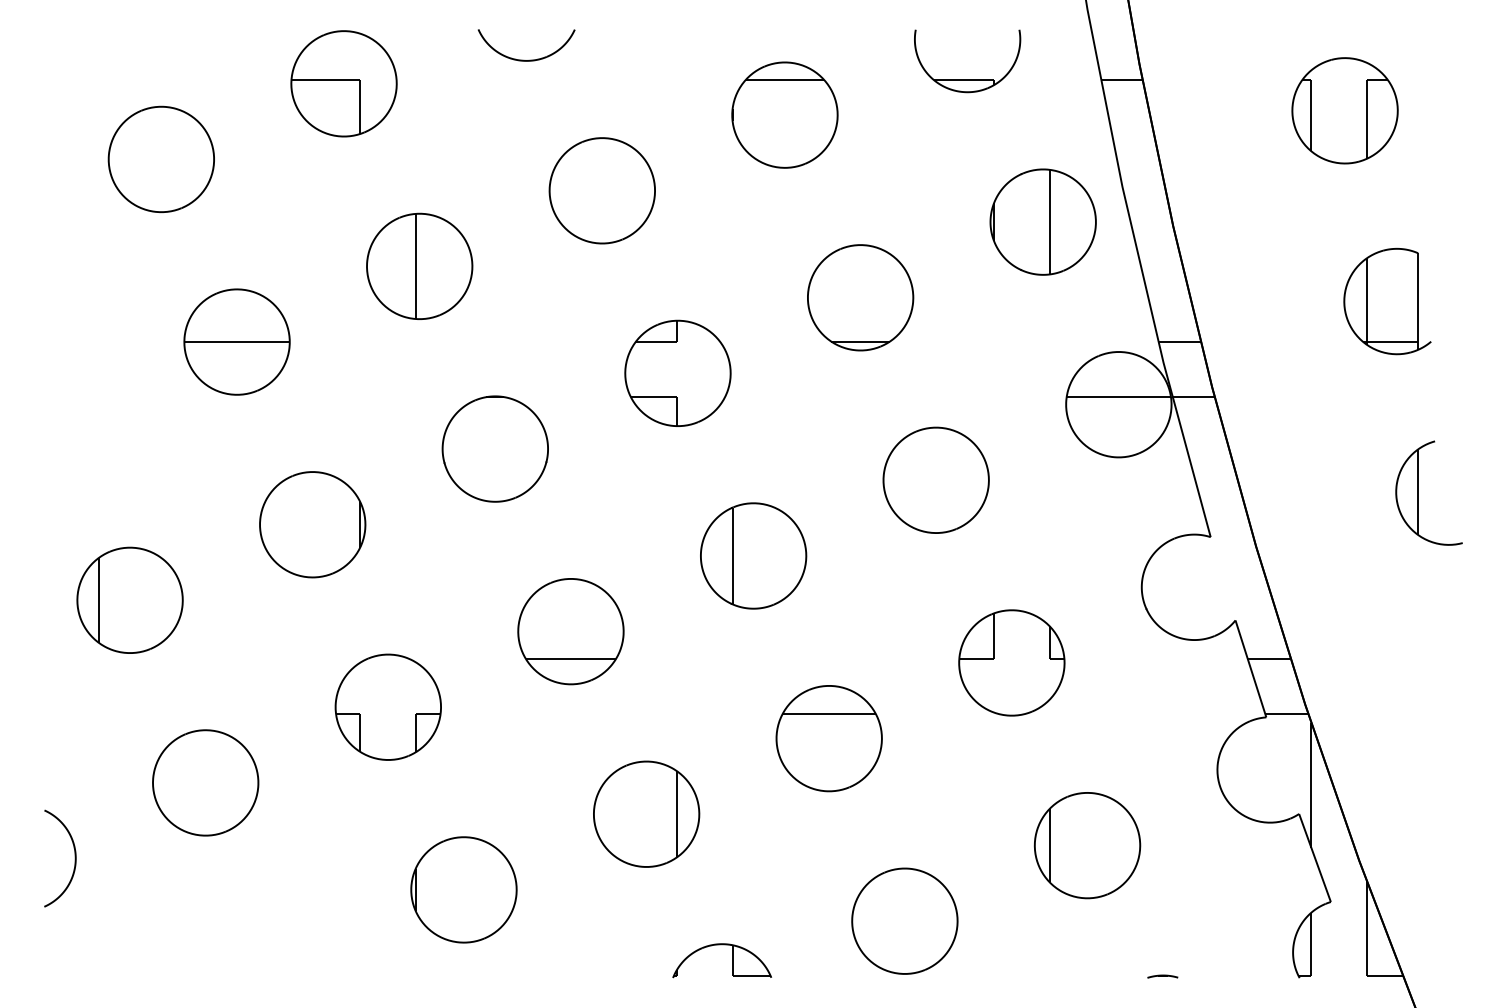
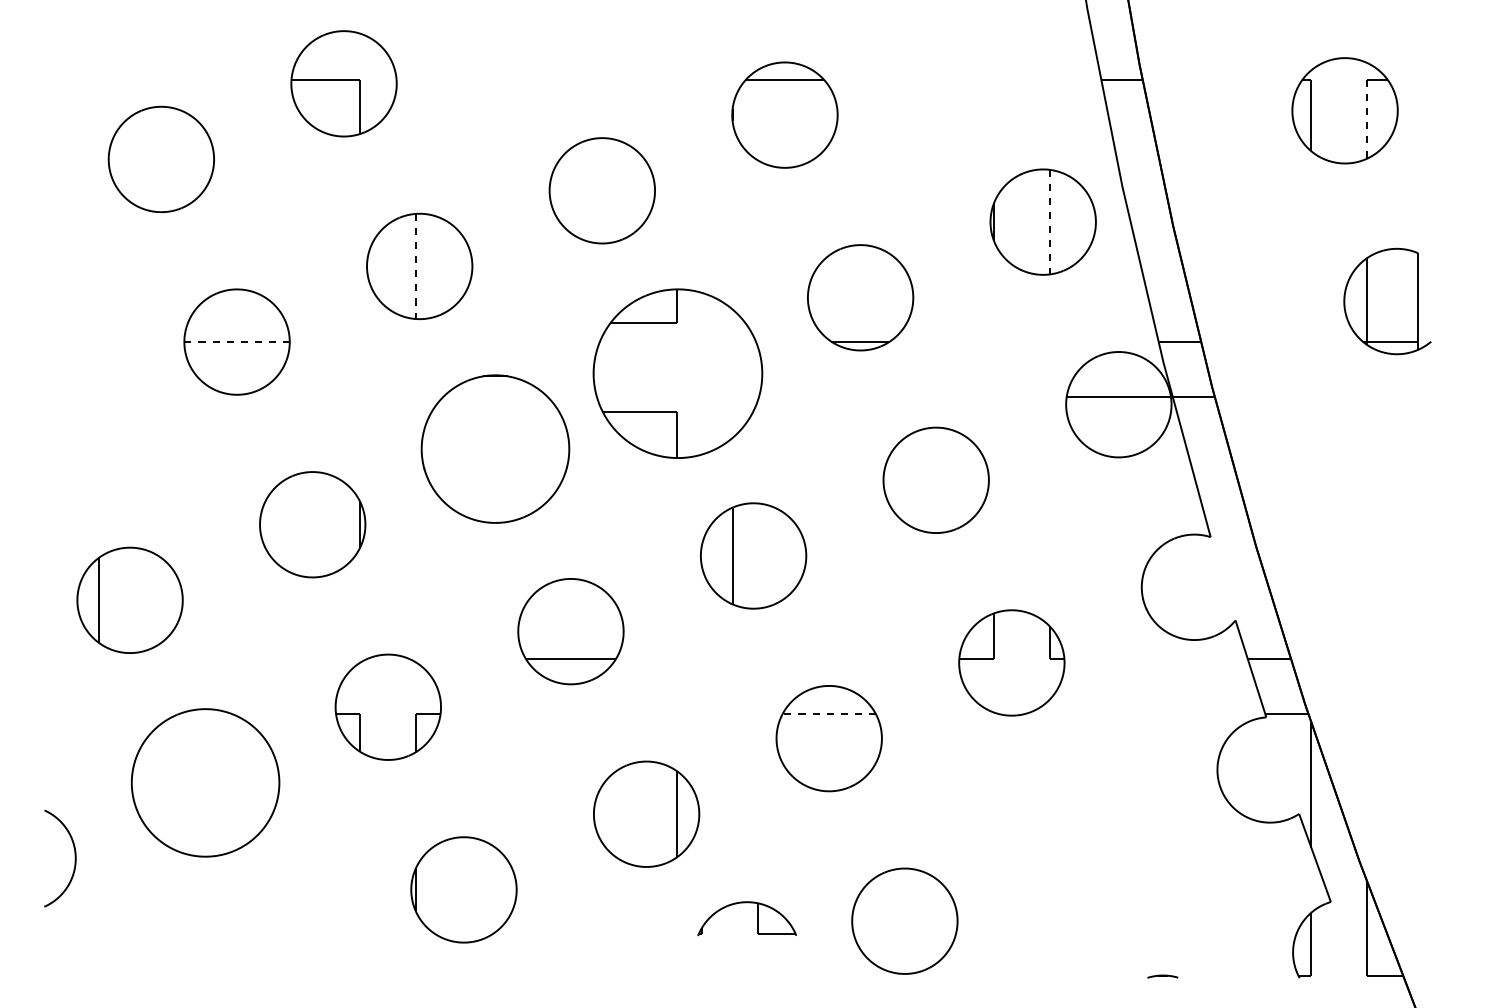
part: present -> none (523, 59)
part: present -> none (967, 79)
line: solid -> dashed (1366, 119)
line: solid -> dashed (1049, 222)
line: solid -> dashed (415, 266)
line: solid -> dashed (237, 341)
part size: 108x108 px -> 172x171 px (677, 373)
part size: 108x108 px -> 151x150 px (495, 448)
part: present -> none (1418, 492)
line: solid -> dashed (829, 714)
part size: 108x108 px -> 151x150 px (205, 782)
part: present -> none (1087, 845)
part position: (732, 960) -> (757, 918) (757, 918)
